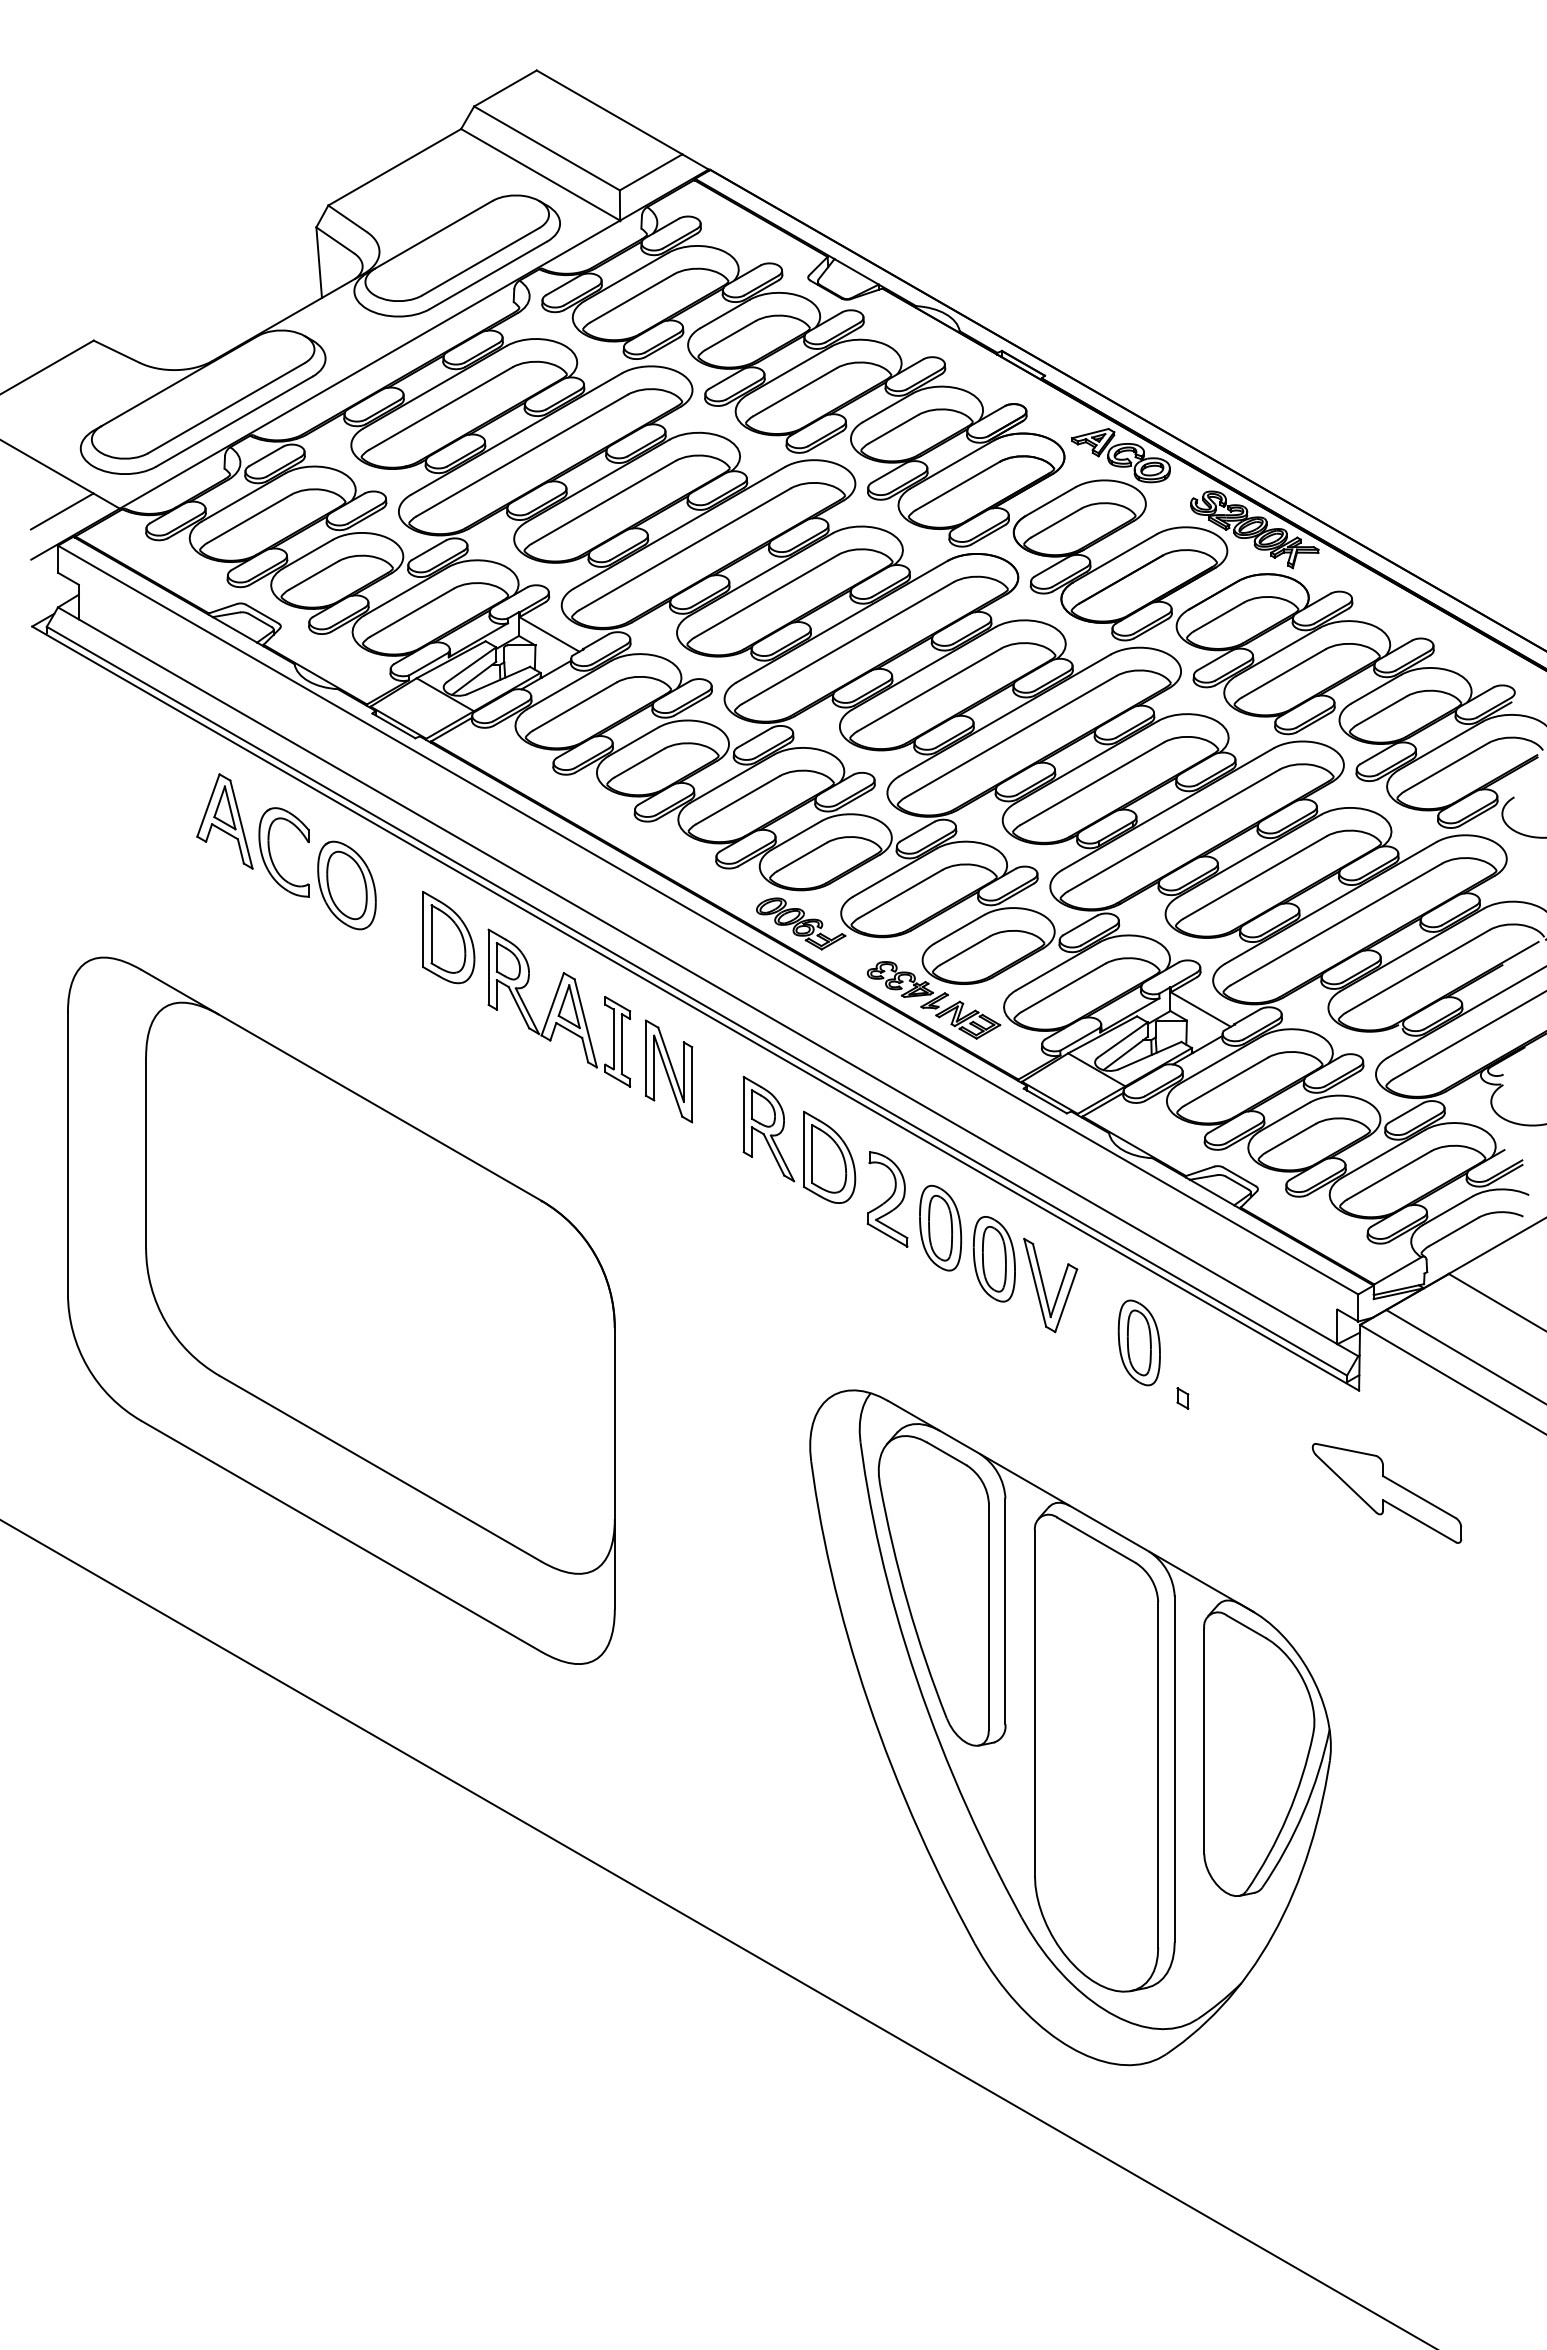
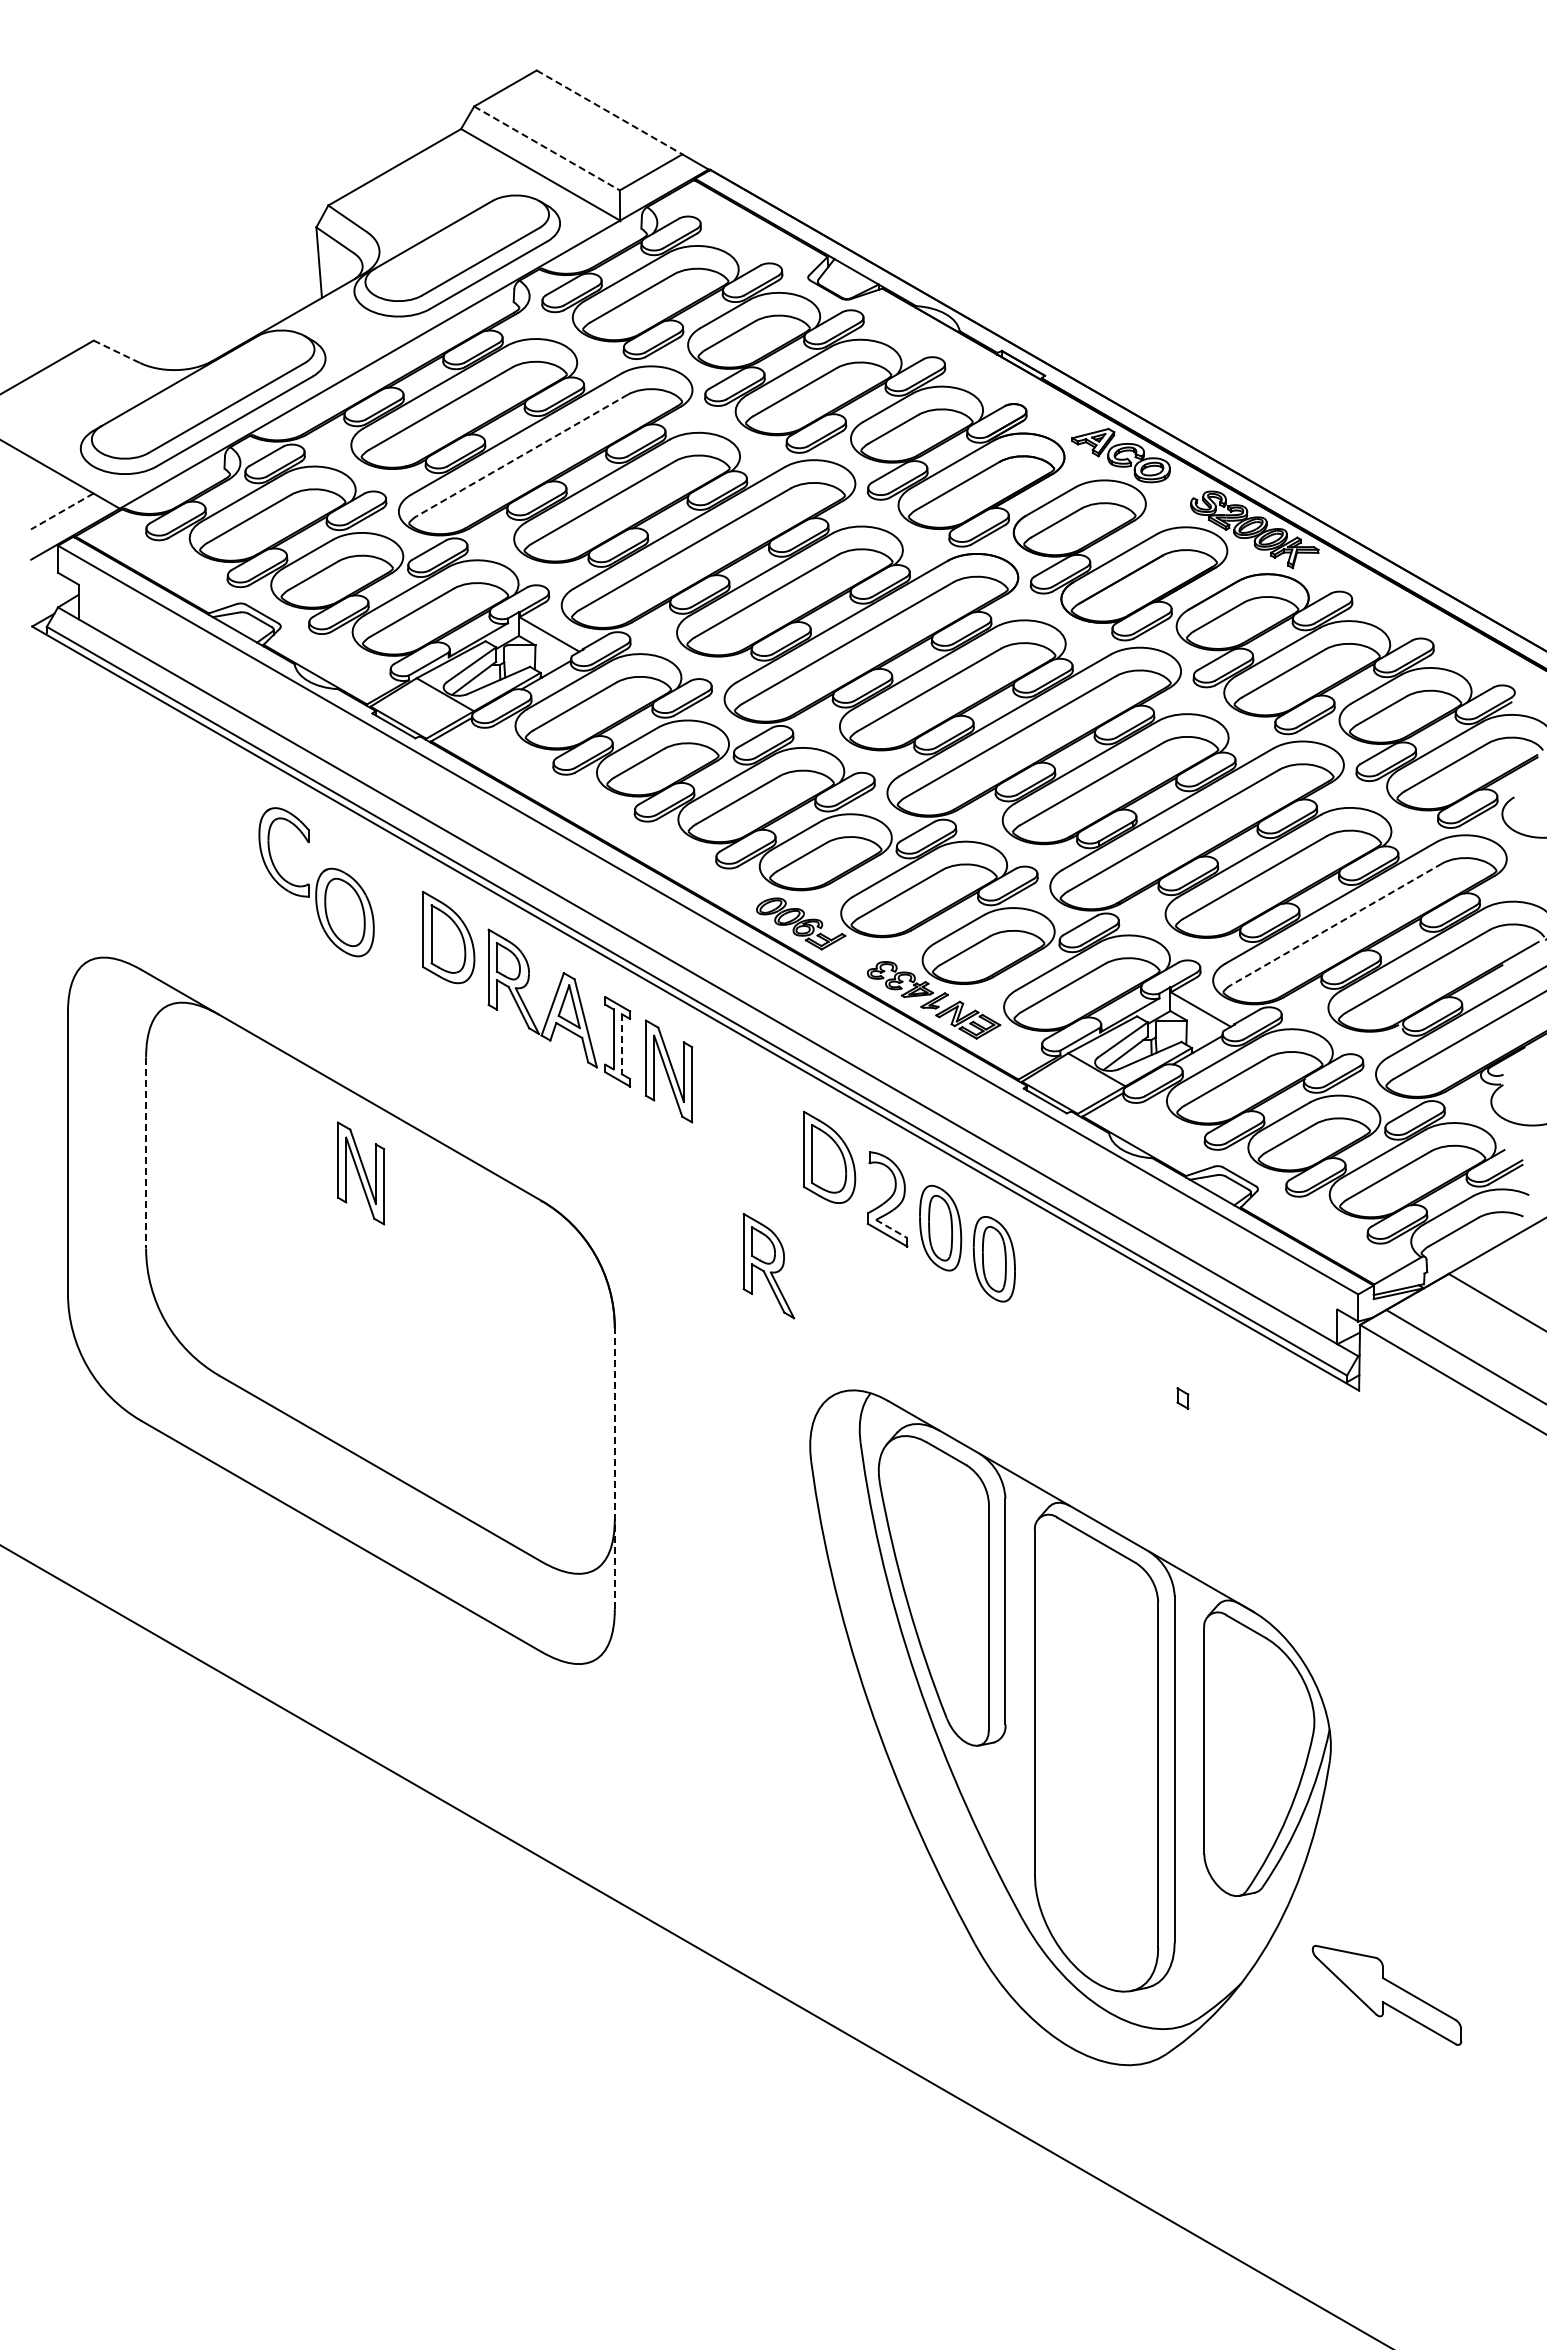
line: solid -> dashed (609, 112)
line: solid -> dashed (547, 148)
line: solid -> dashed (116, 351)
line: solid -> dashed (522, 455)
line: solid -> dashed (61, 511)
part: present -> none (224, 821)
part position: (346, 885) -> (344, 912) (344, 912)
line: solid -> dashed (1336, 924)
line: solid -> dashed (621, 1044)
part position: (768, 1128) -> (768, 1265) (768, 1265)
line: solid -> dashed (146, 1153)
part: none -> present (361, 1173)
line: solid -> dashed (892, 1229)
part: present -> none (1044, 1286)
part: present -> none (1138, 1342)
line: solid -> dashed (614, 1468)
part position: (1386, 1493) -> (1386, 1995) (1386, 1995)
line position: (717, 1933) -> (695, 1946) (695, 1946)
